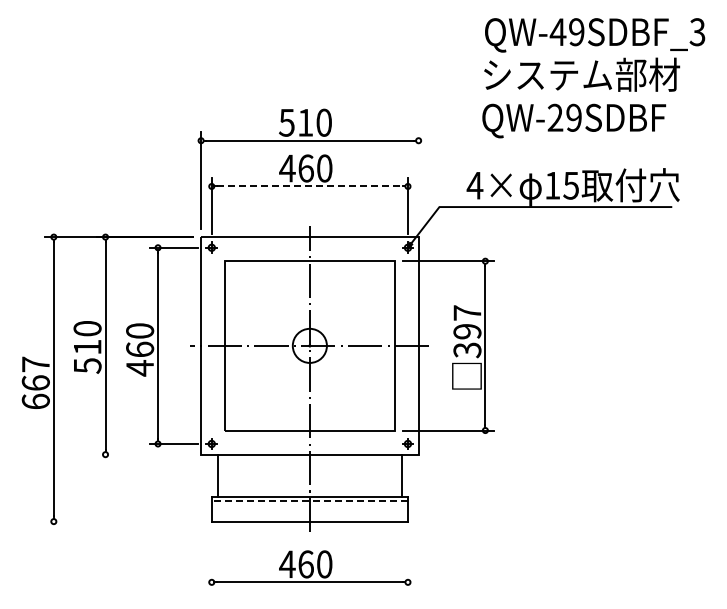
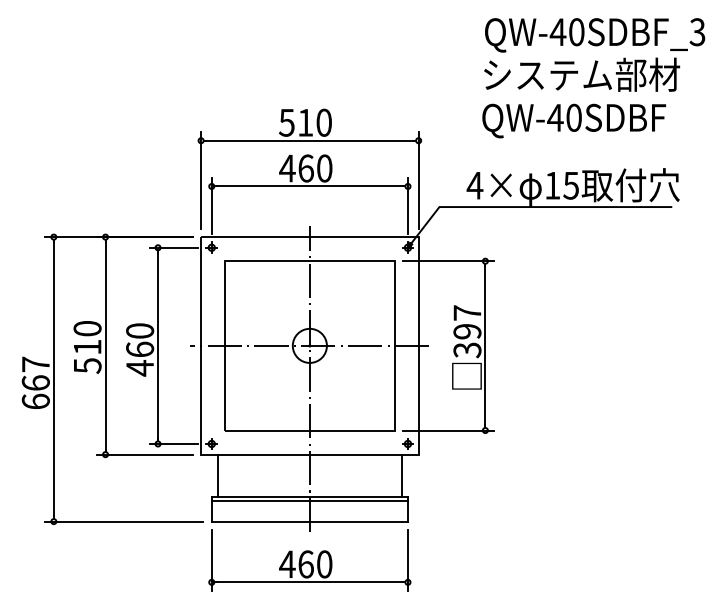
text: QW-49SDBF_3 -> QW-40SDBF_3 (576, 32)
text: QW-29SDBF -> QW-40SDBF (564, 117)
line: none -> present (418, 180)
line: dashed -> solid (309, 186)
line: none -> present (144, 454)
line: dashed -> solid (309, 501)
line: none -> present (124, 521)
line: none -> present (211, 560)
line: none -> present (407, 560)
